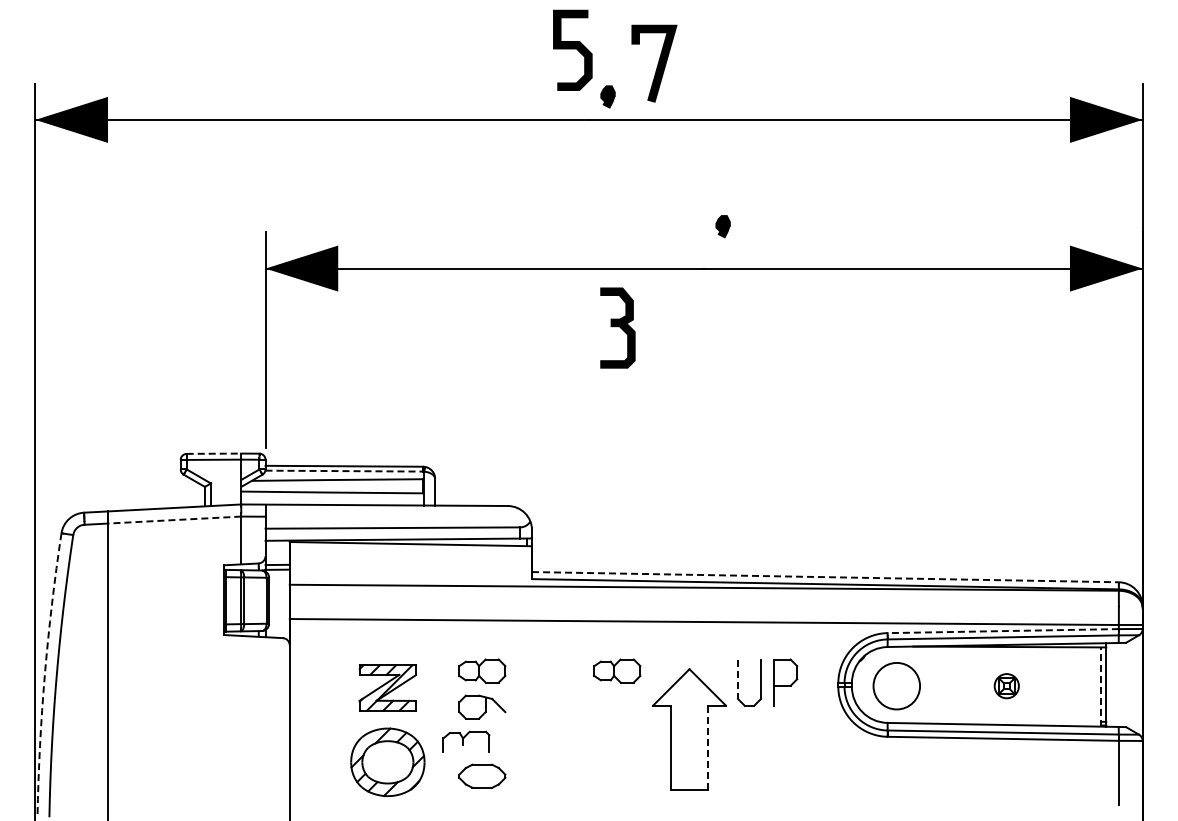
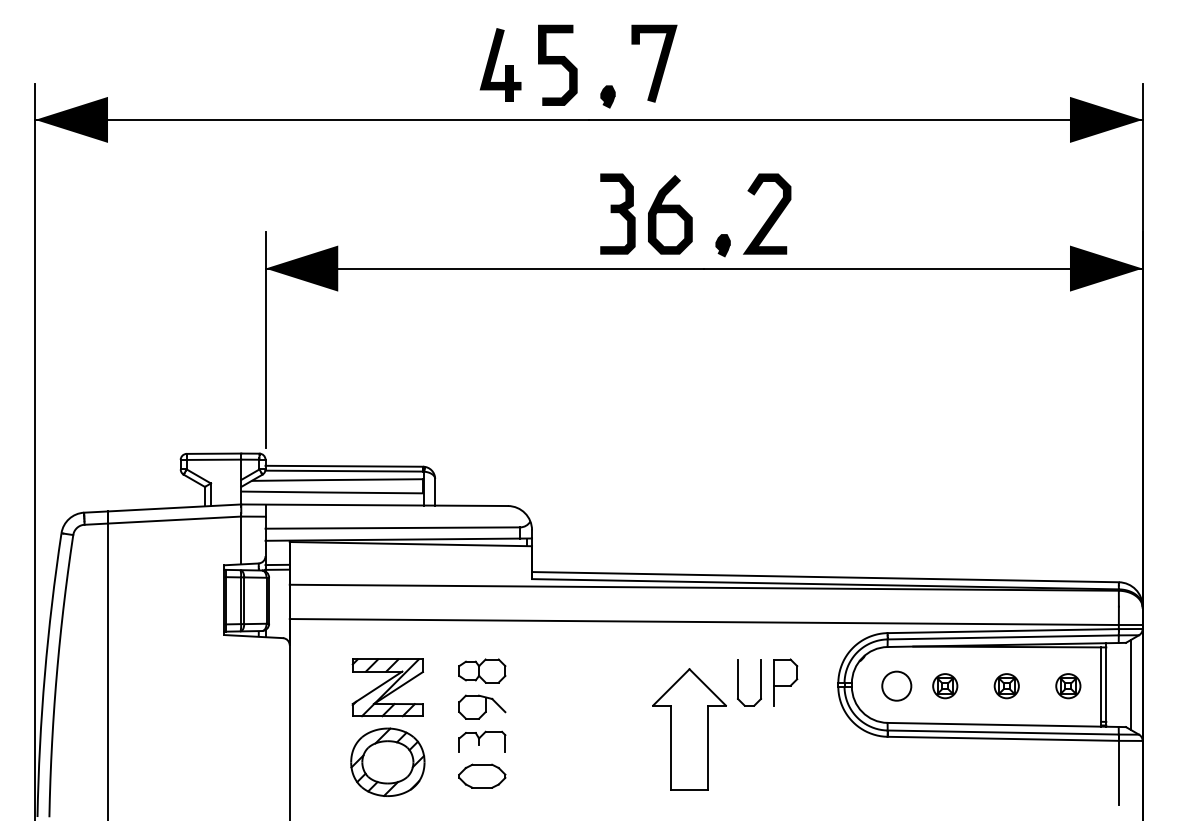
curve position: (572, 49) -> (557, 64) (557, 64)
part: none -> present (500, 64)
curve: none -> present (670, 213)
curve: none -> present (770, 214)
part position: (722, 226) -> (722, 245) (722, 245)
part position: (617, 327) -> (617, 213) (617, 213)
line: dashed -> solid (214, 453)
line: dashed -> solid (344, 471)
line: dashed -> solid (174, 520)
line: dashed -> solid (825, 577)
line: dashed -> solid (1003, 631)
part: present -> none (617, 670)
arc: dashed -> solid (44, 674)
line: dashed -> solid (737, 679)
line: none -> present (1130, 684)
circle diameter: 47 px -> 29 px (896, 685)
part: none -> present (945, 686)
part: none -> present (1068, 686)
part size: 59x48 px -> 73x60 px (387, 687)
line: dashed -> solid (1101, 687)
part position: (466, 741) -> (482, 741) (482, 741)
line: dashed -> solid (707, 748)
